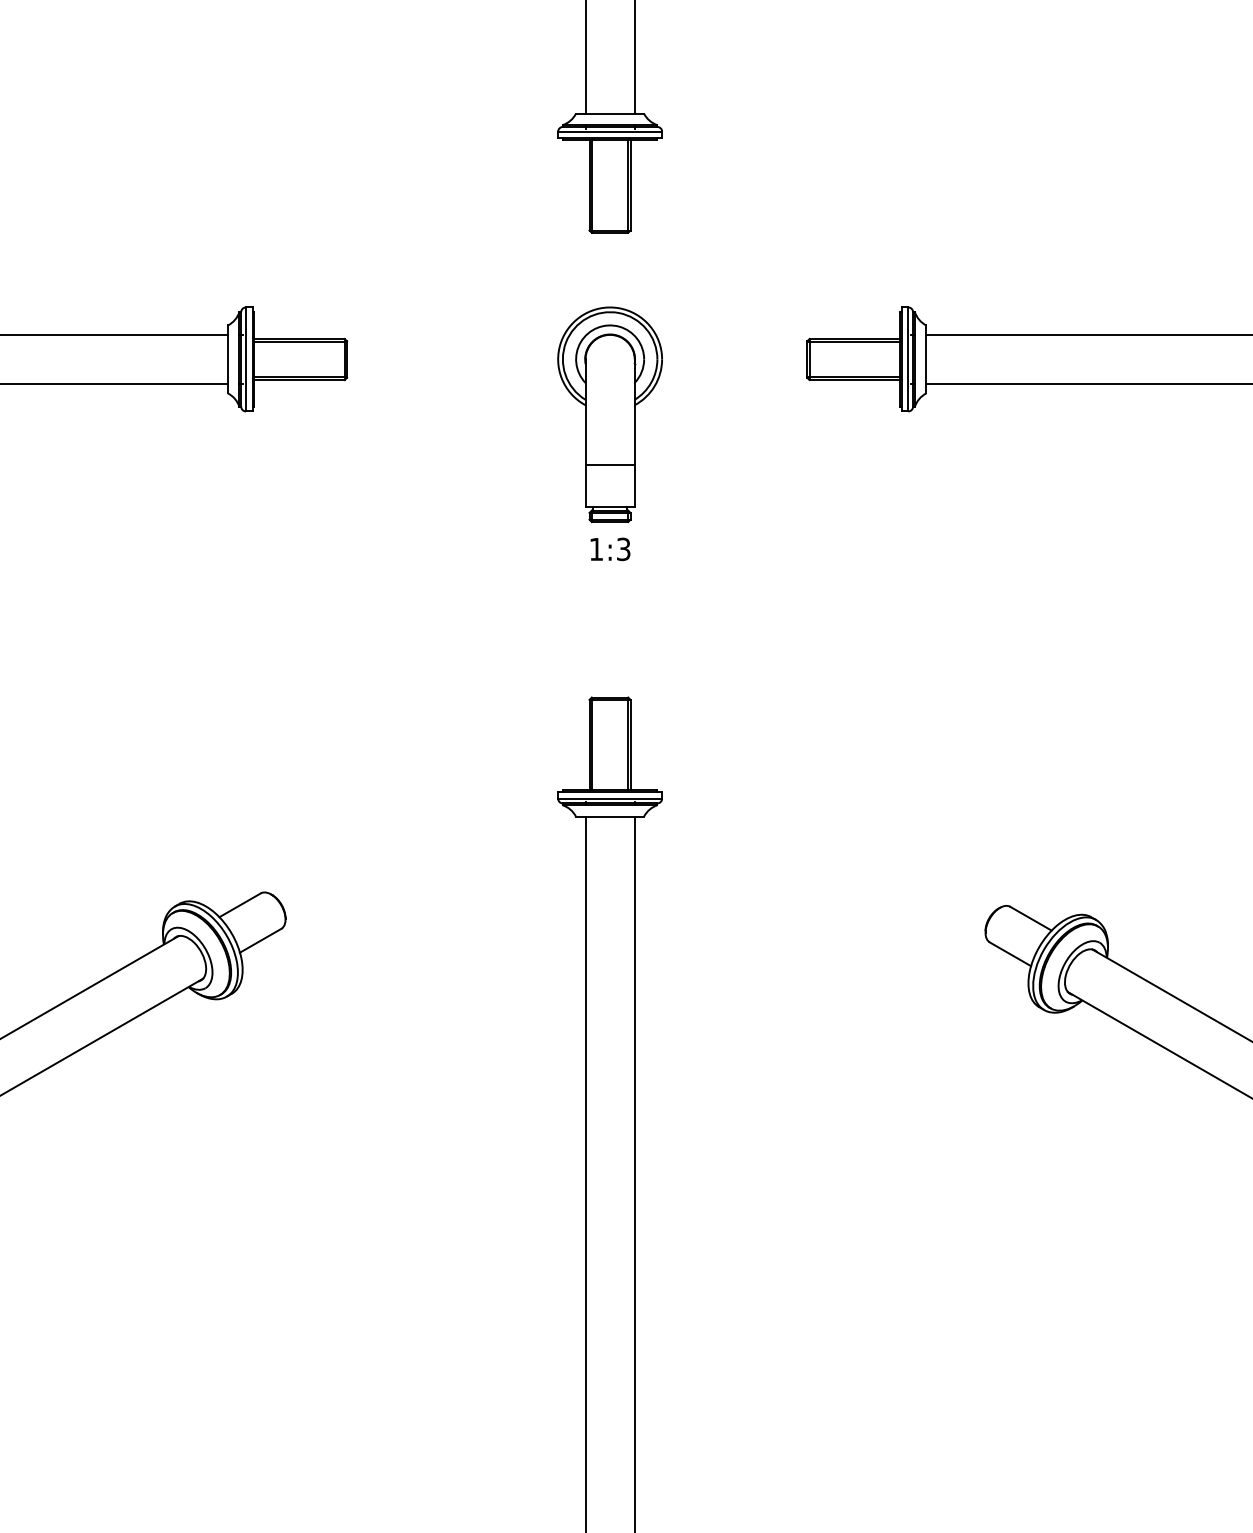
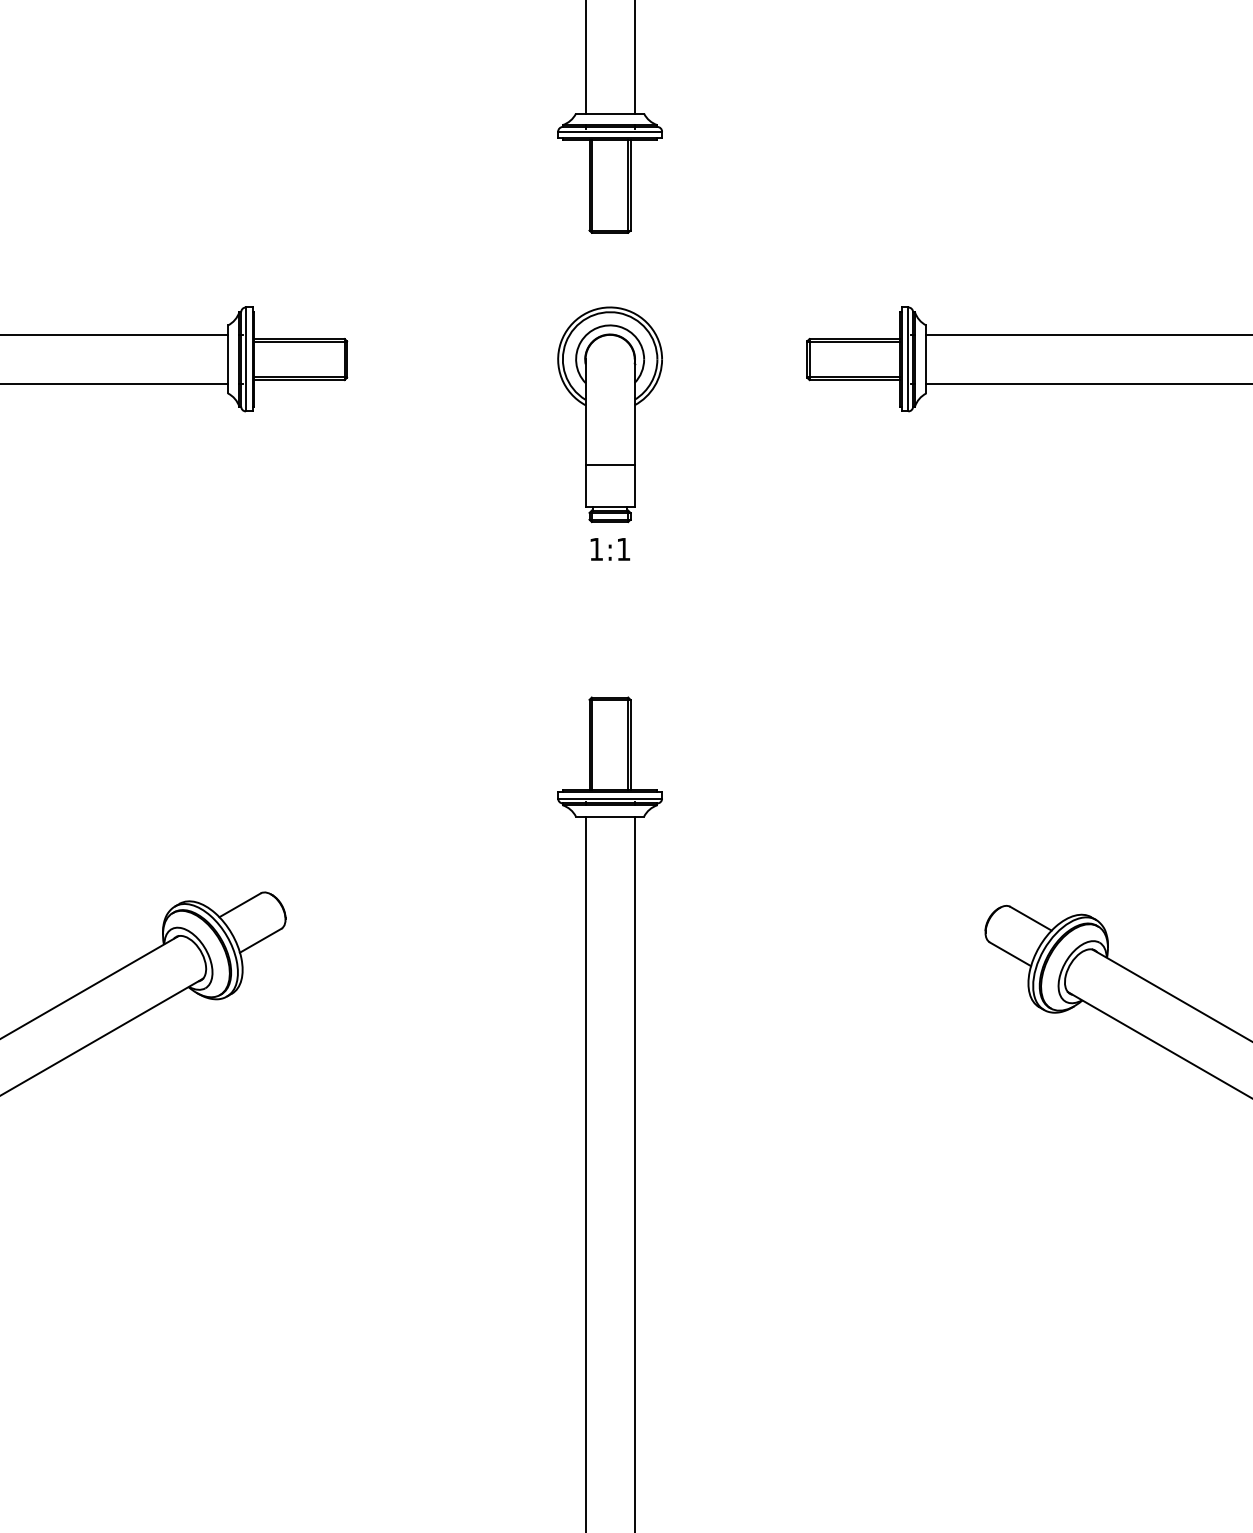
text: 1:3 -> 1:1 (623, 549)
